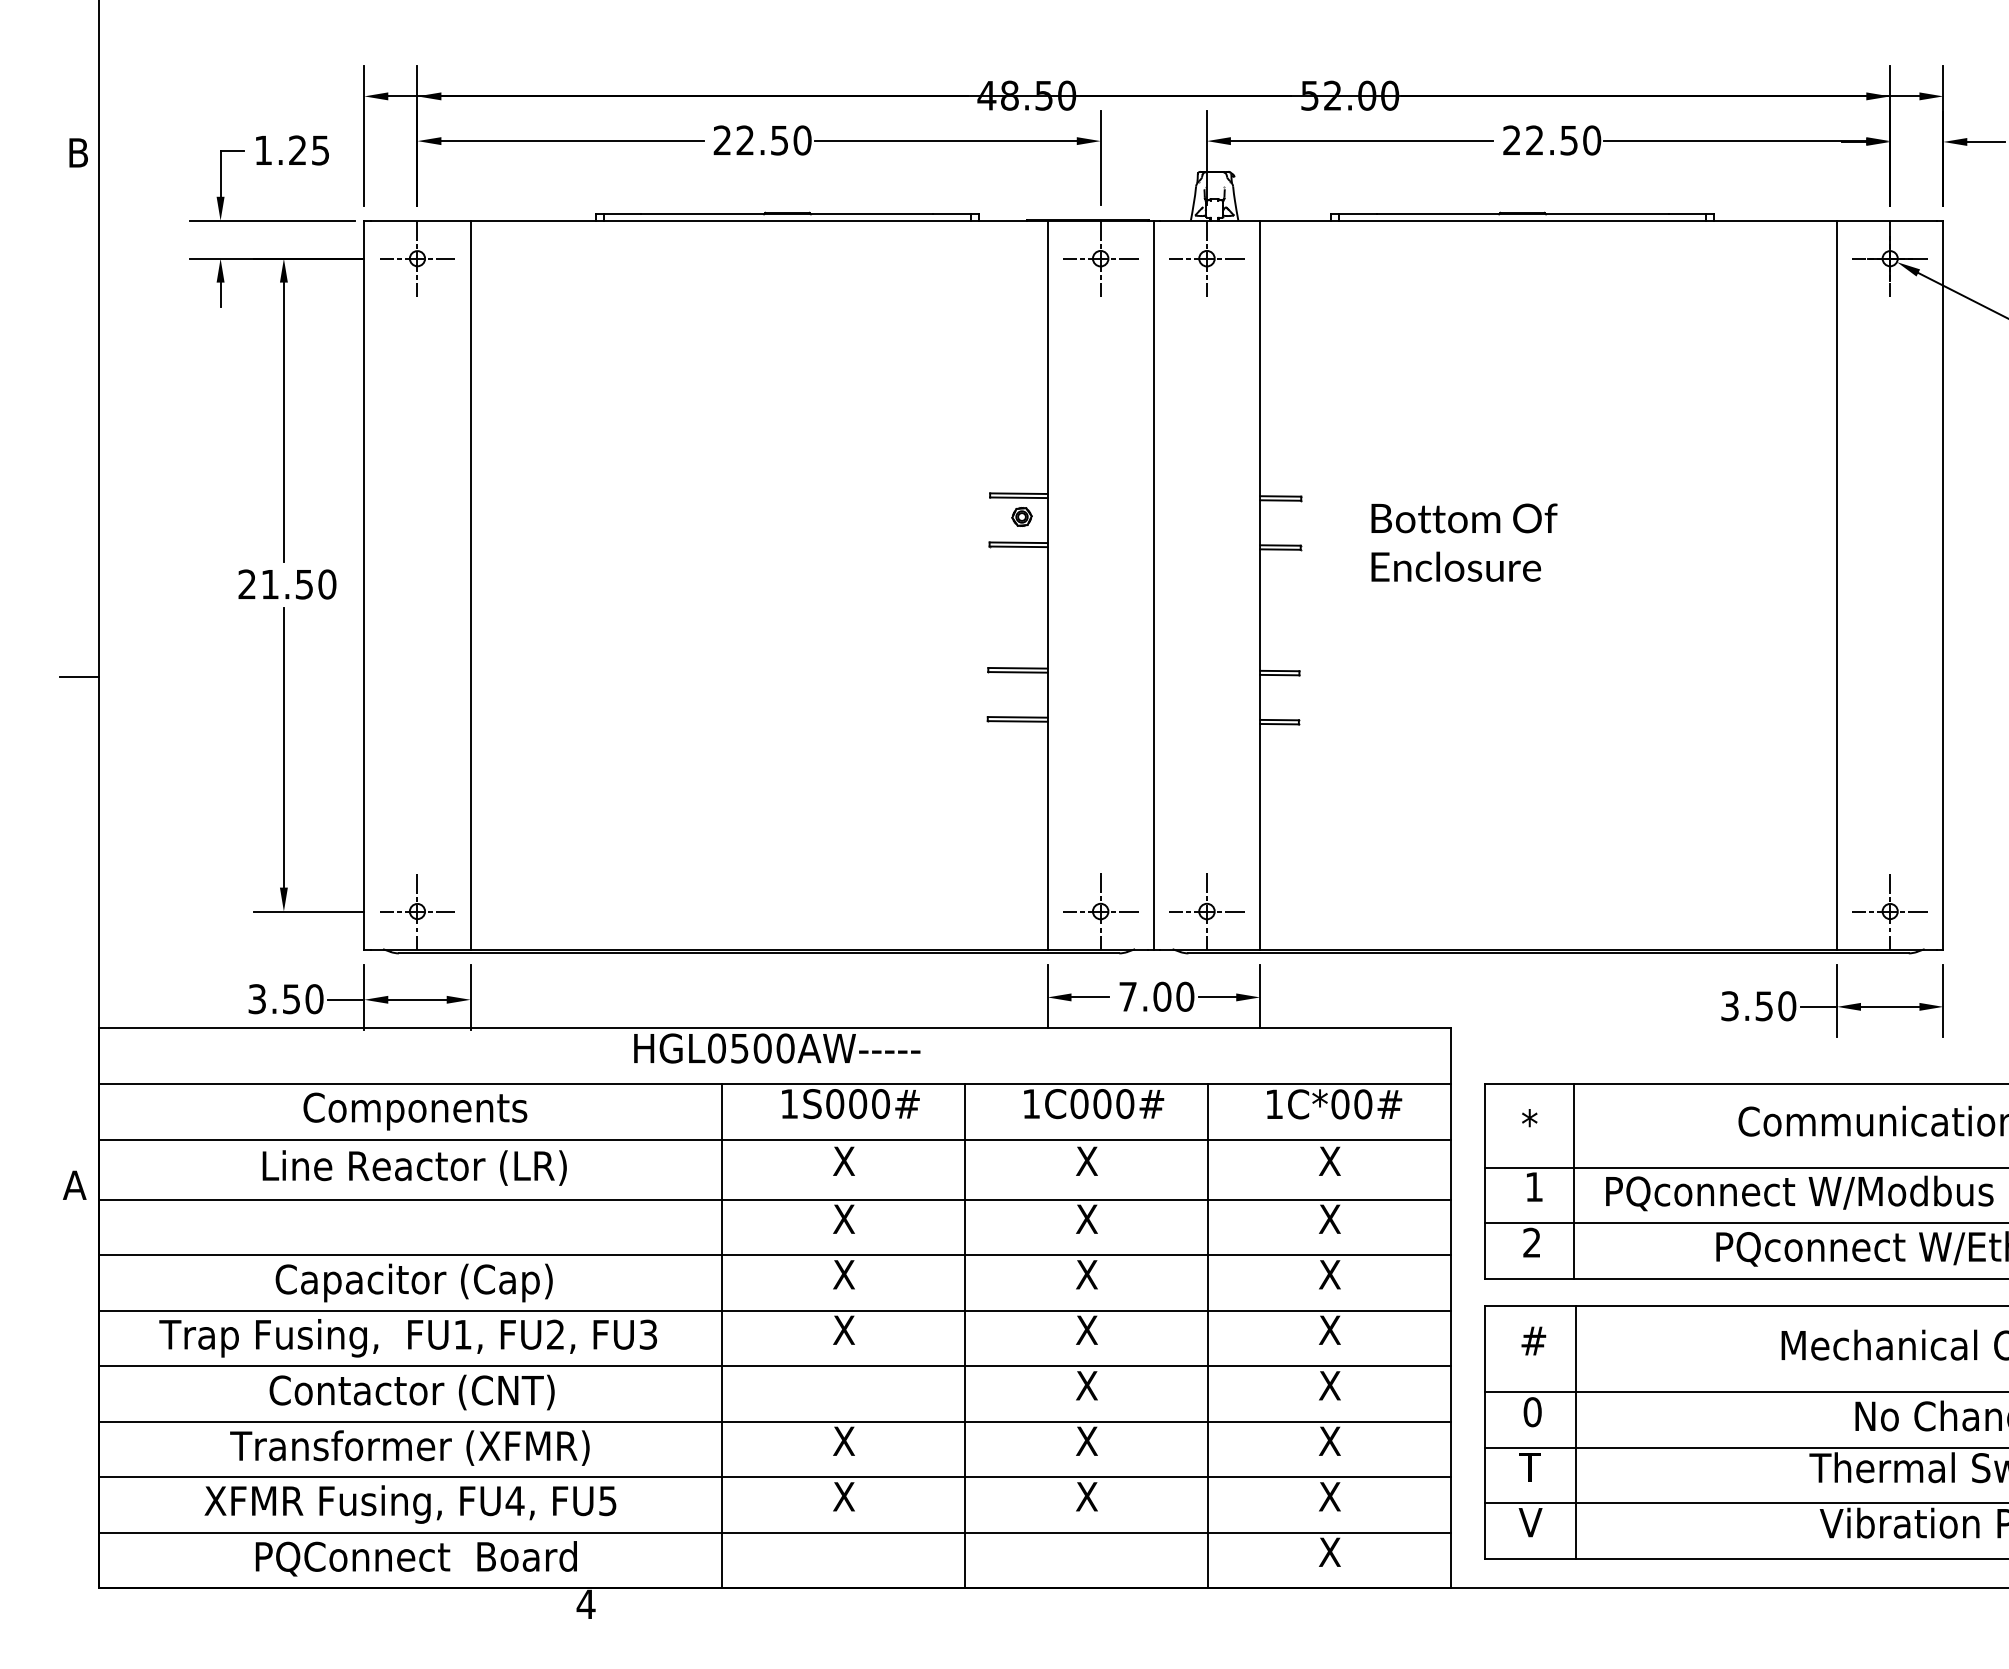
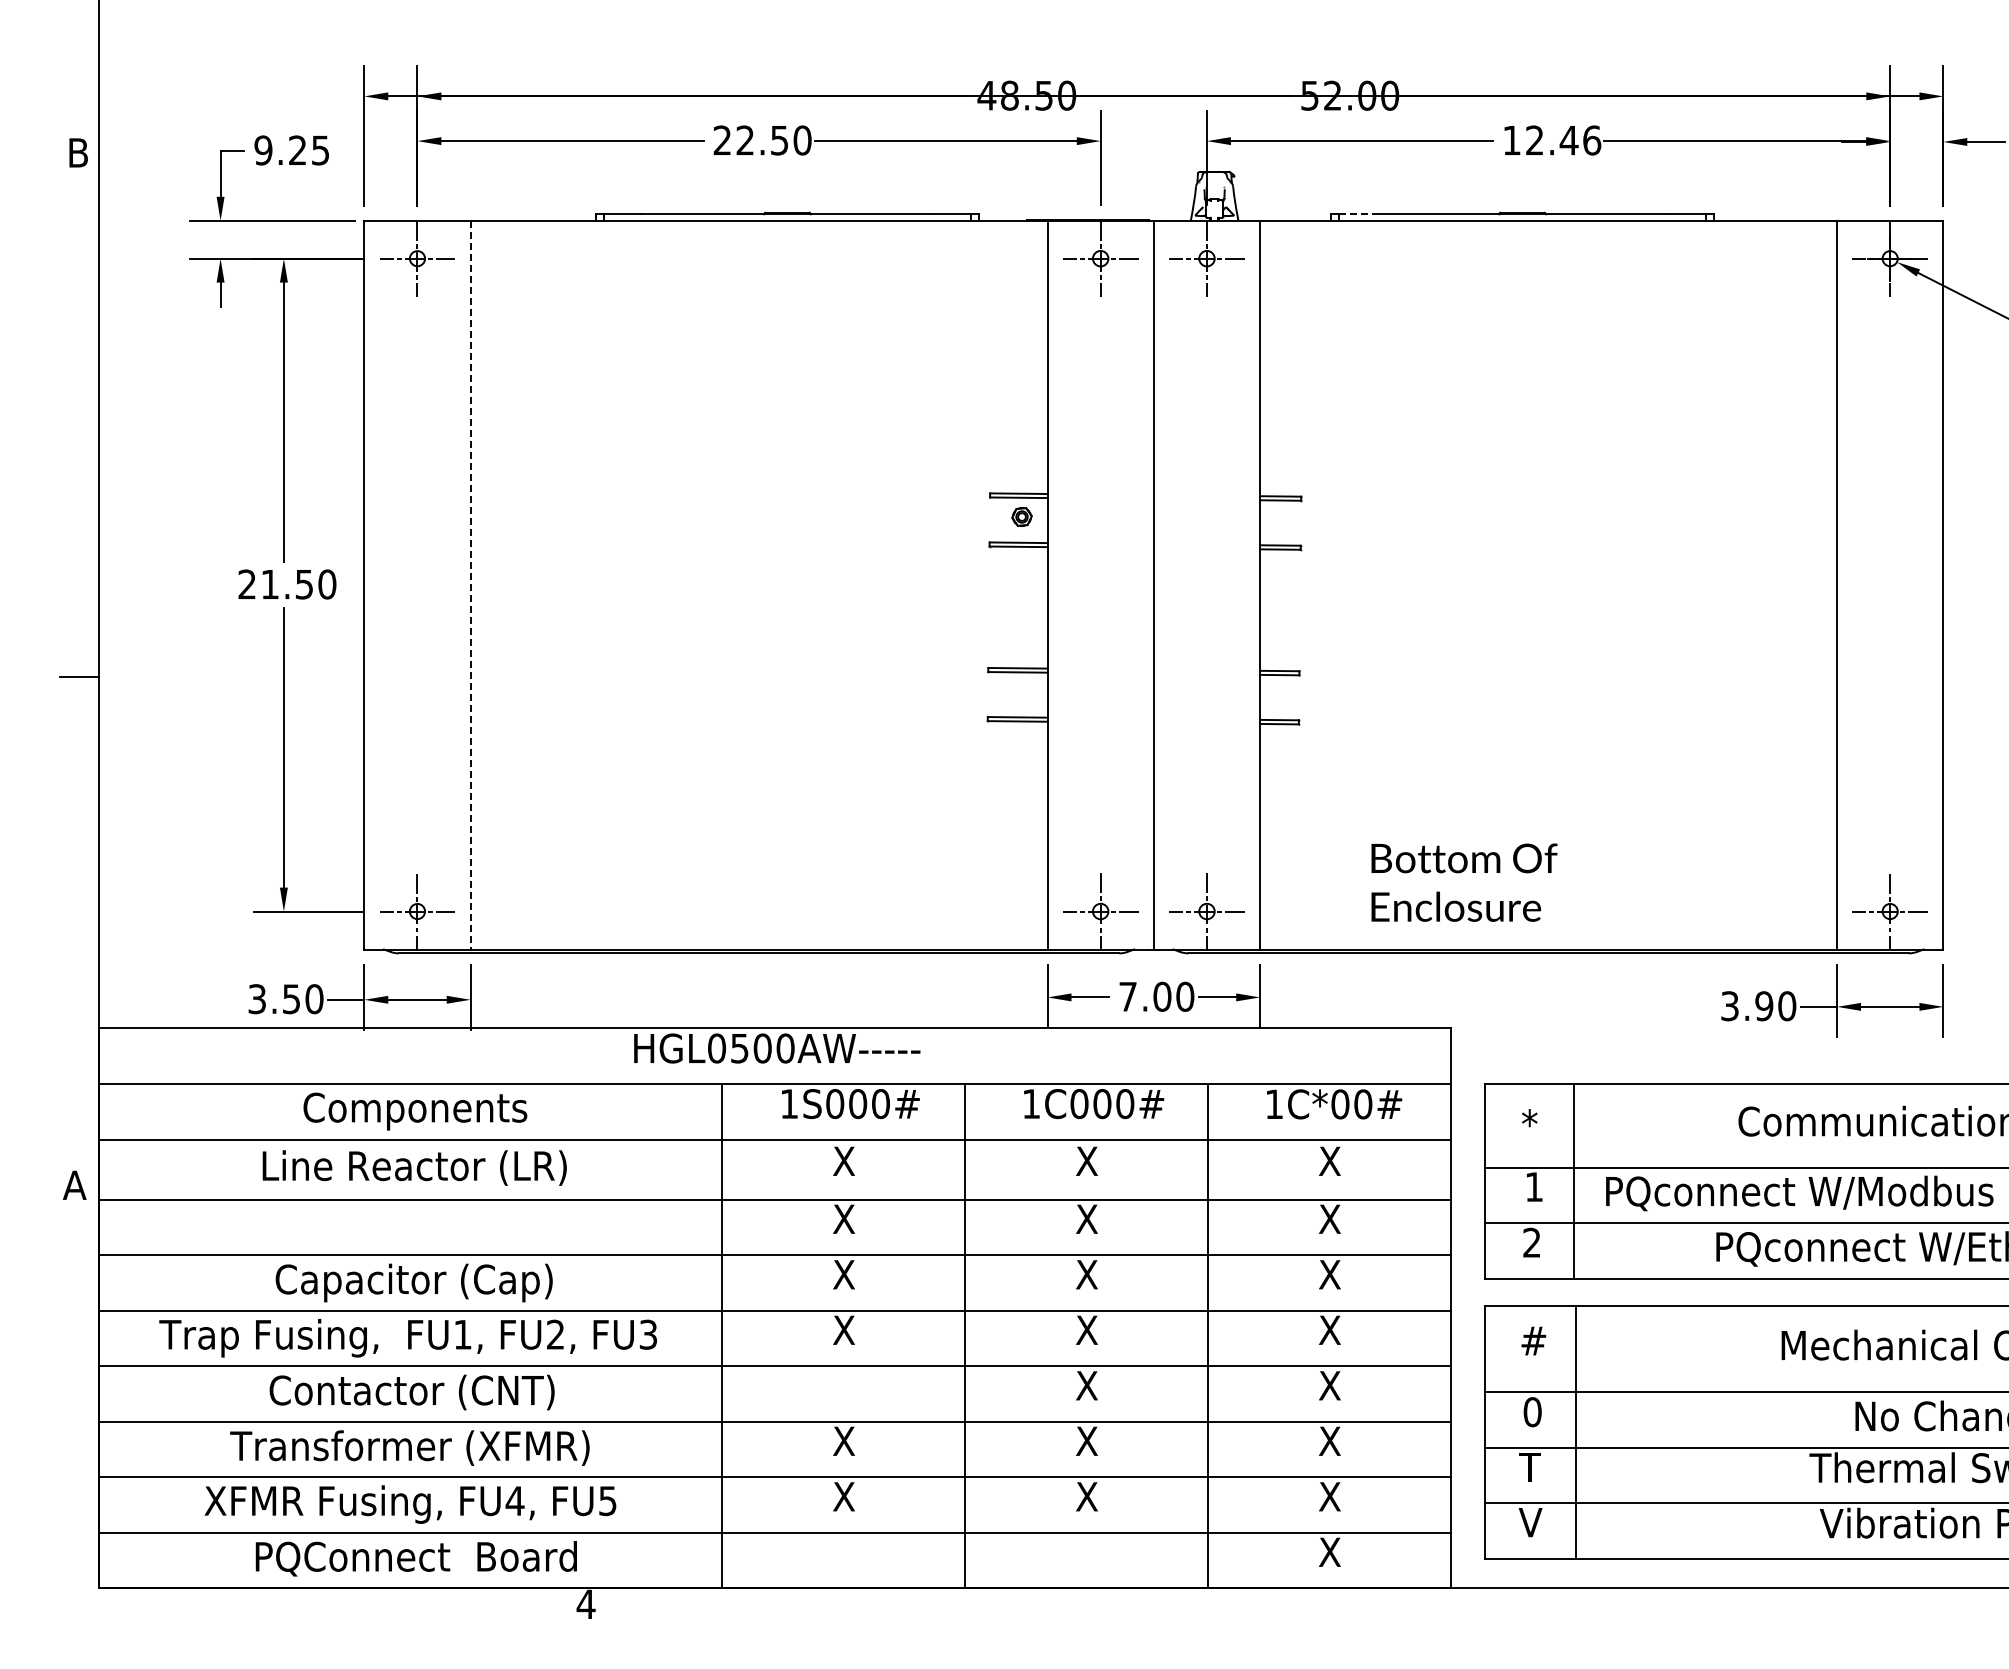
text: 22.50 -> 12.46 (1552, 140)
text: 1.25 -> 9.25 (263, 150)
line: solid -> dashed (1357, 214)
text position: (1464, 542) -> (1464, 882) (1464, 882)
line: solid -> dashed (470, 585)
text: 3.50 -> 3.90 (1764, 1006)
